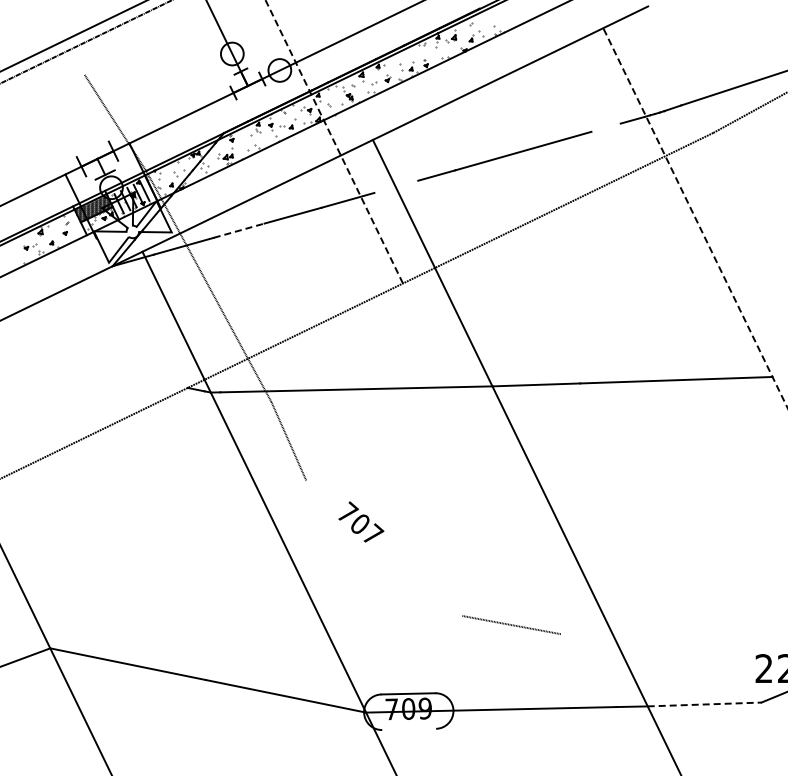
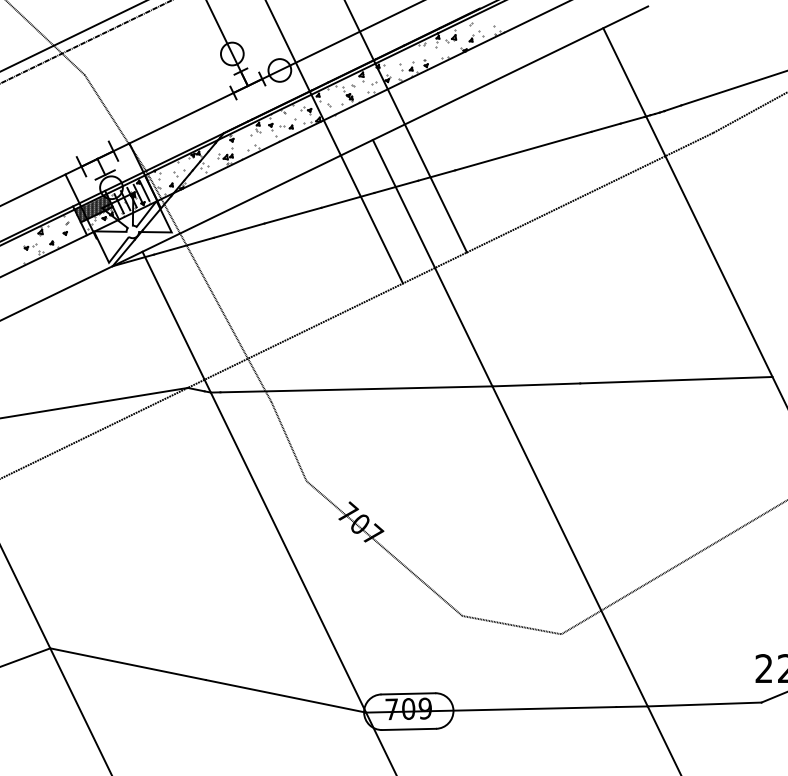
line: none -> present (45, 38)
line: none -> present (406, 127)
line: none -> present (605, 127)
line: dashed -> solid (334, 141)
line: none -> present (396, 186)
line: dashed -> solid (695, 218)
line: dashed -> solid (239, 230)
line: none -> present (94, 402)
line: none -> present (384, 548)
line: none -> present (672, 568)
line: dashed -> solid (704, 704)
line: none -> present (409, 729)
